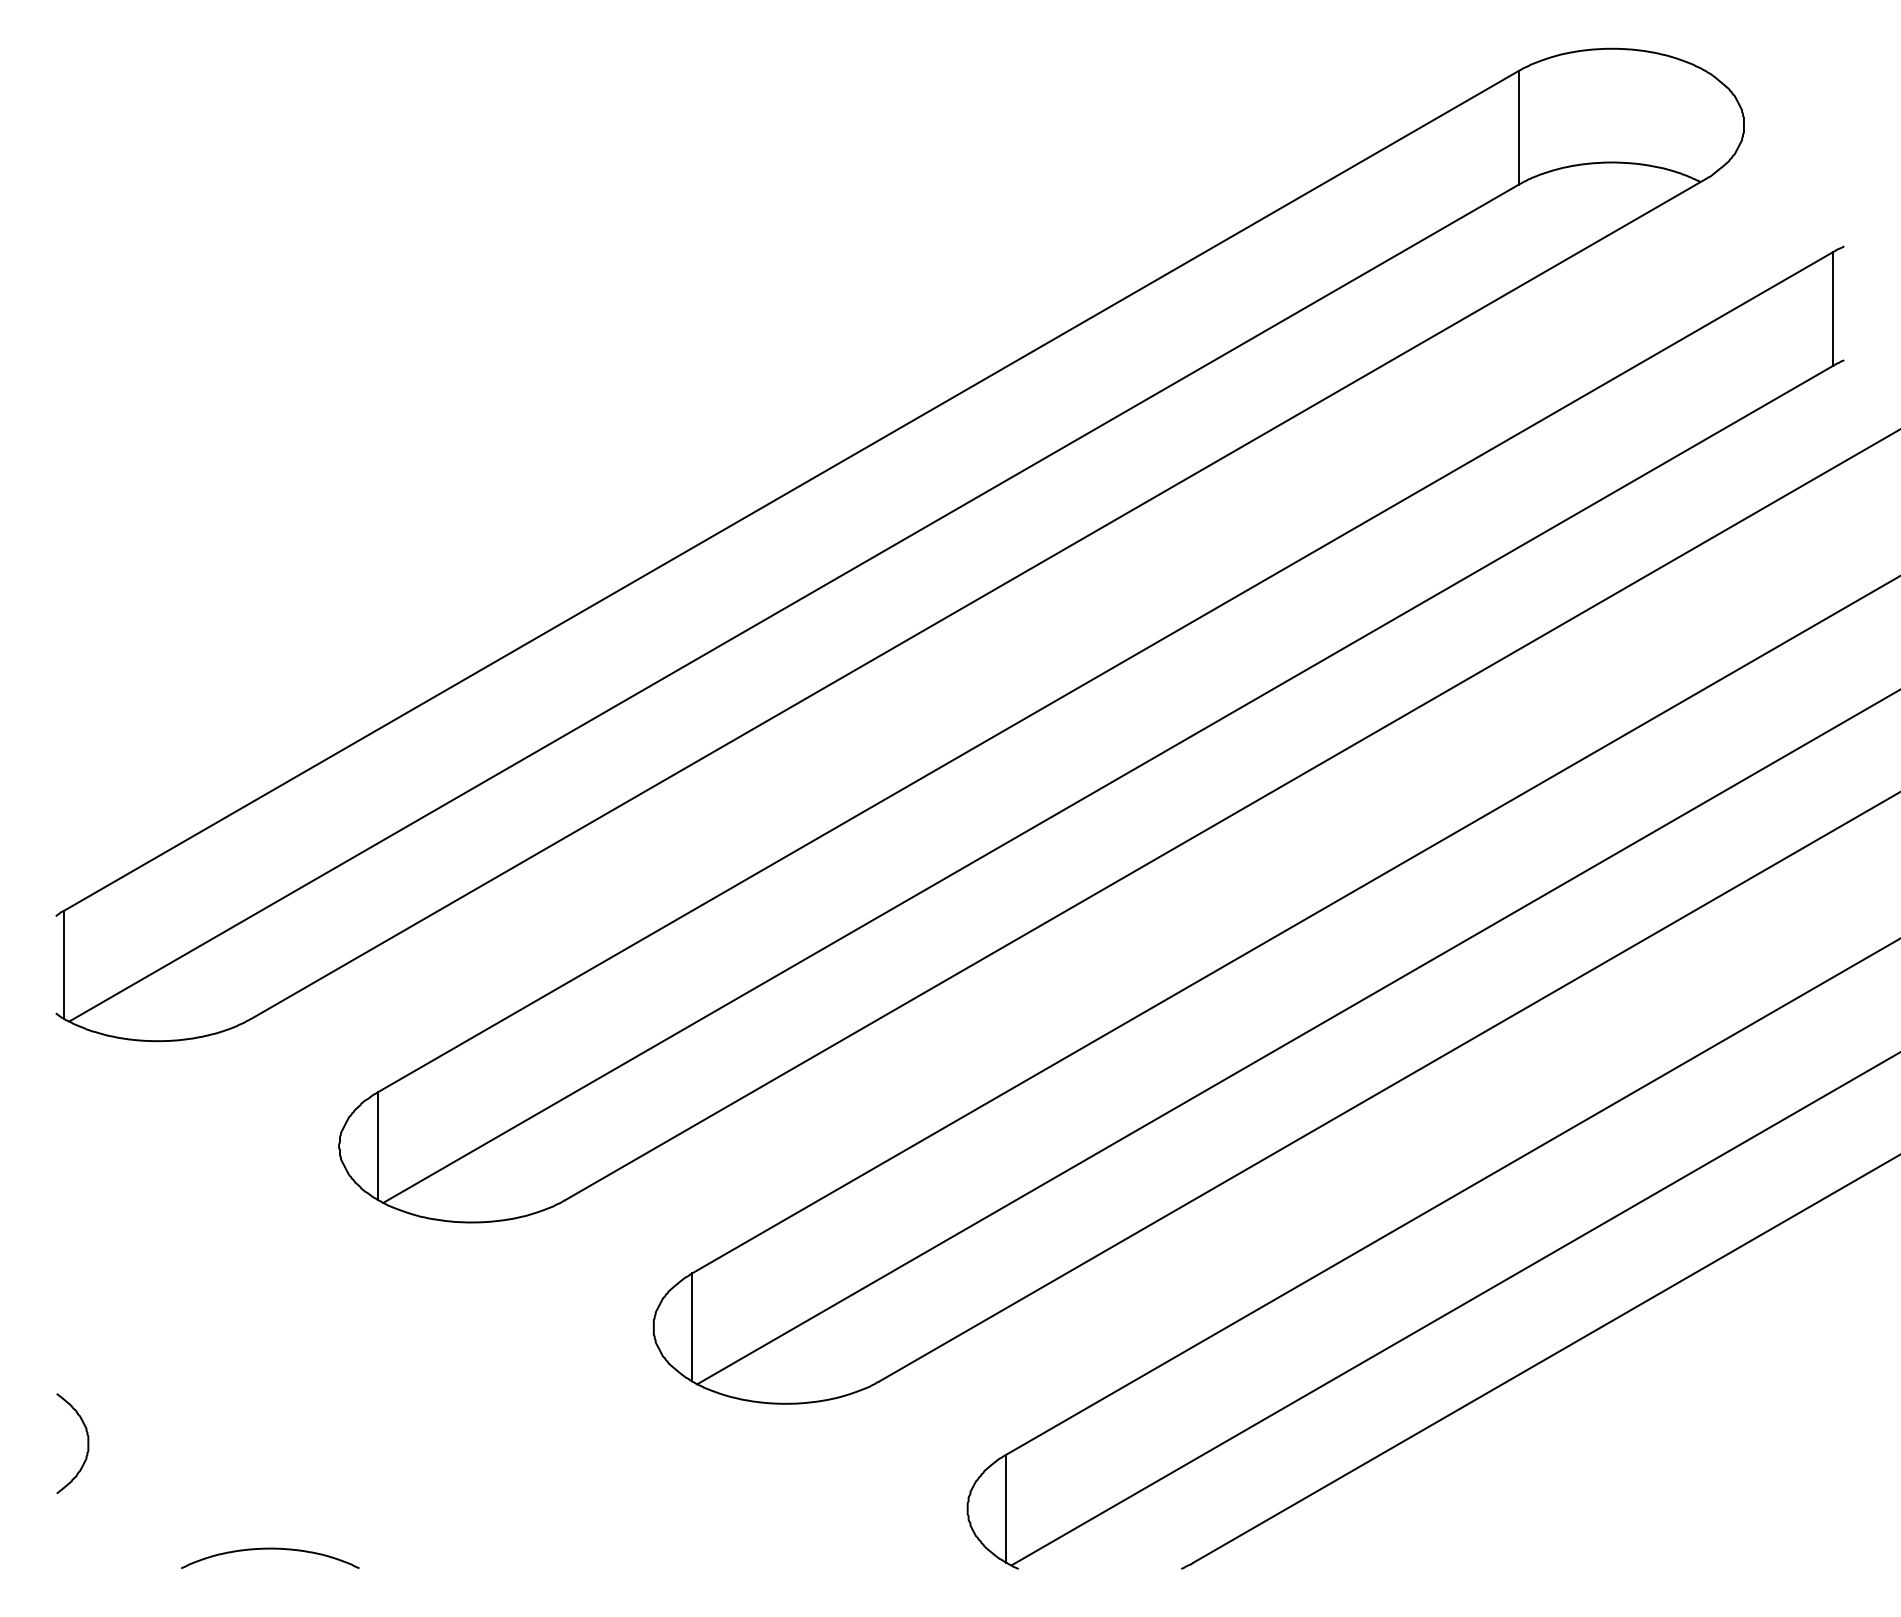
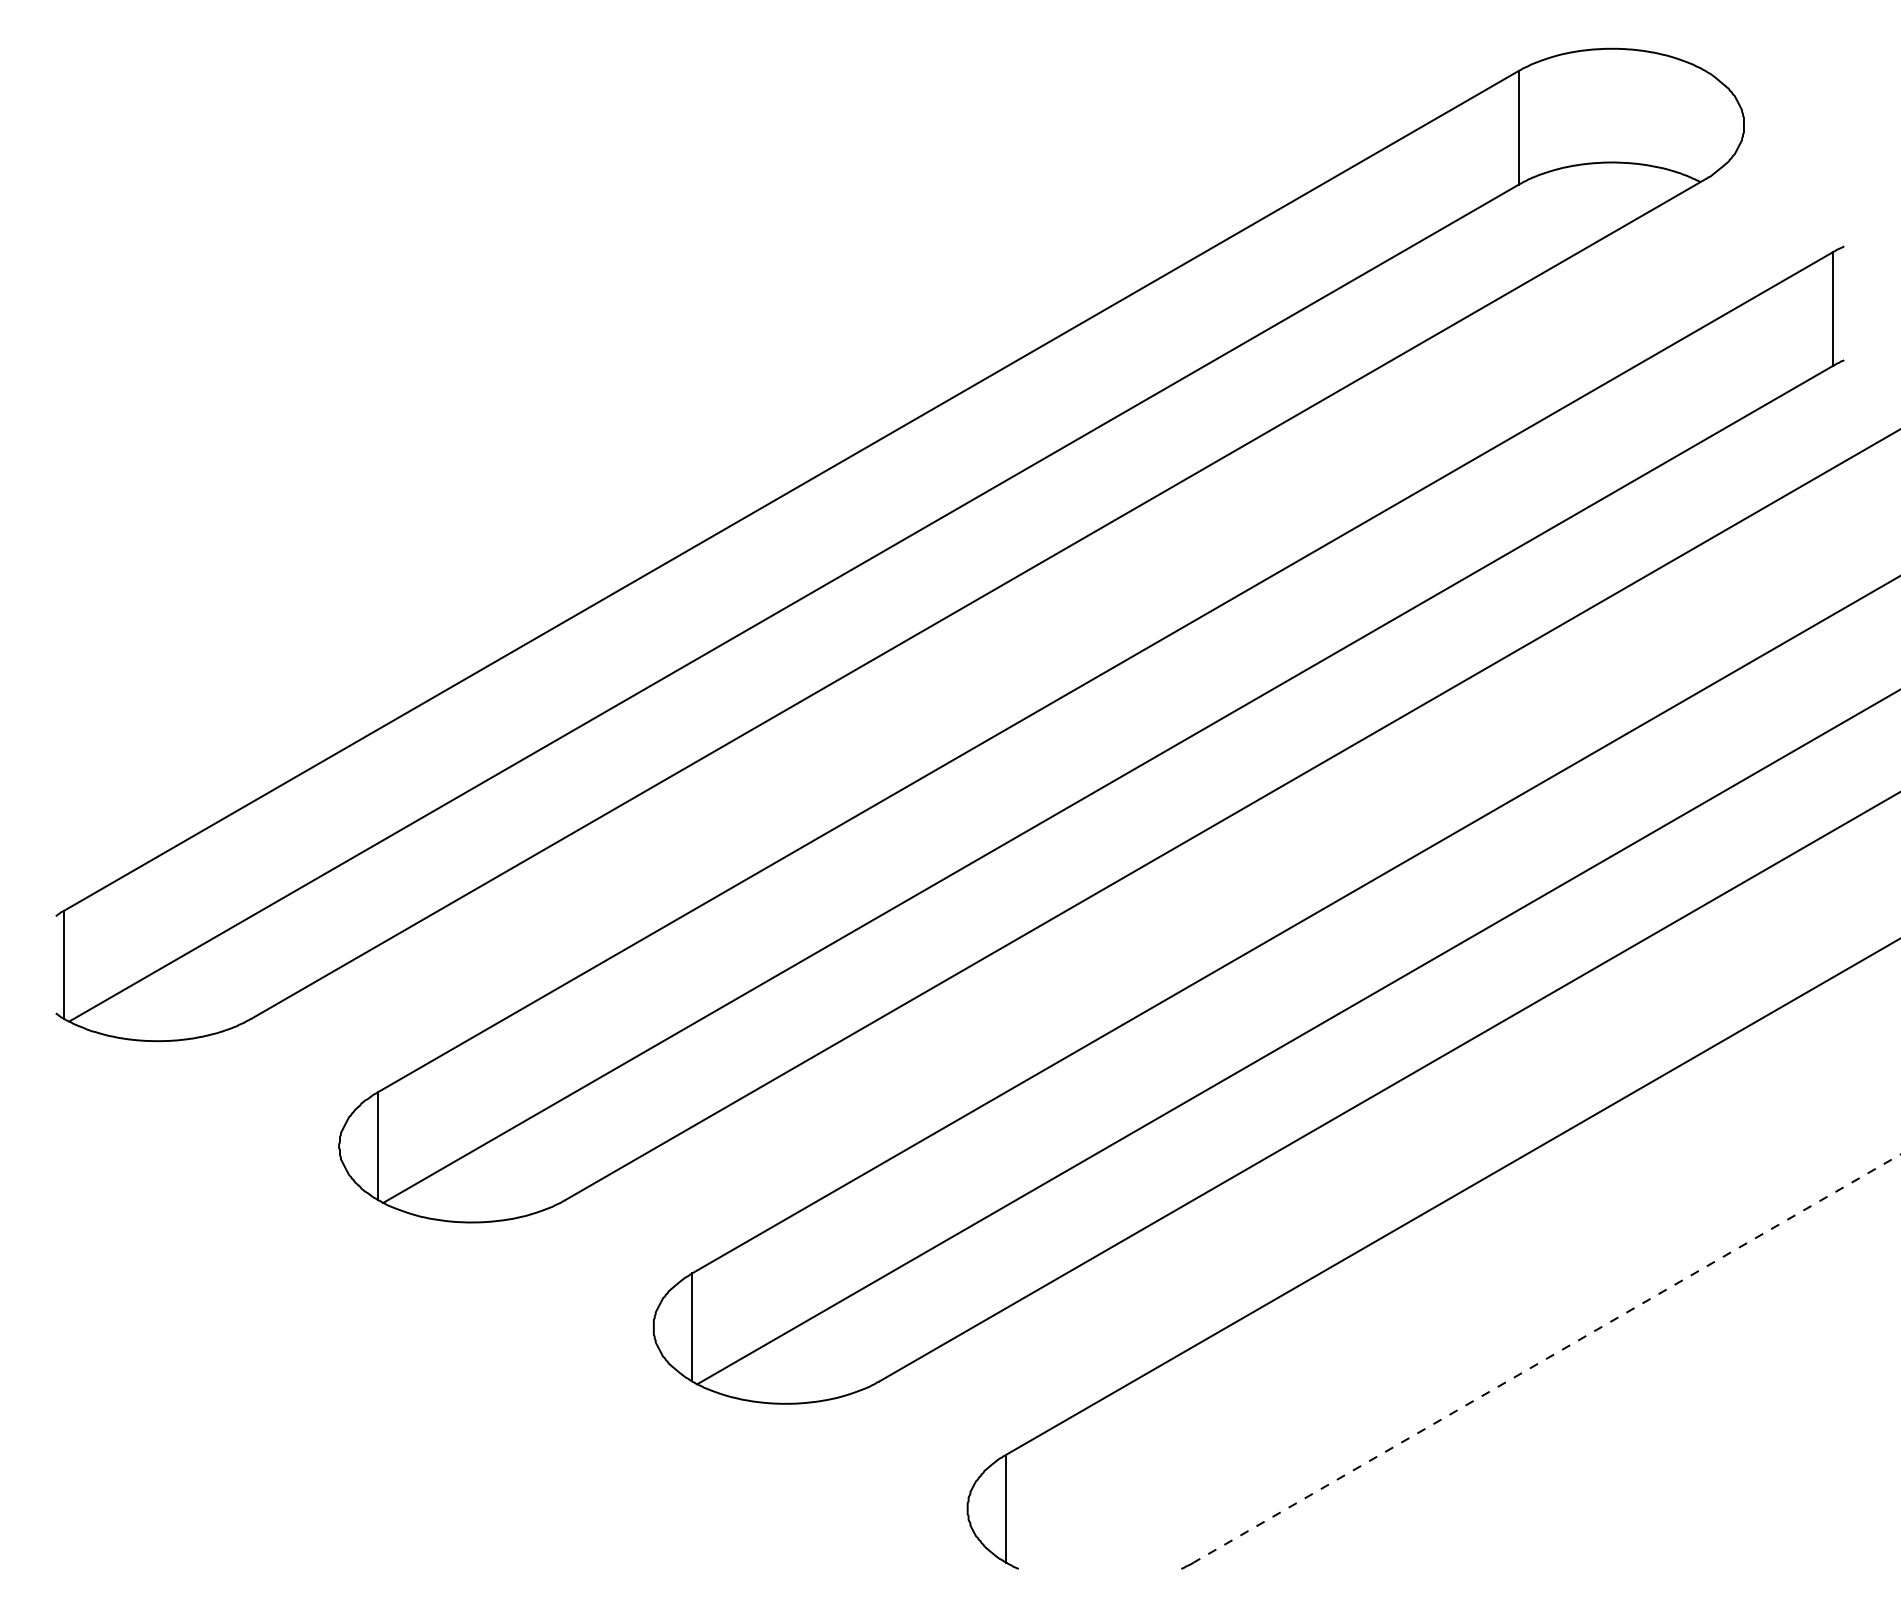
line: present -> none (1454, 1309)
line: solid -> dashed (1546, 1358)
curve: present -> none (87, 1443)
curve: present -> none (270, 1549)
